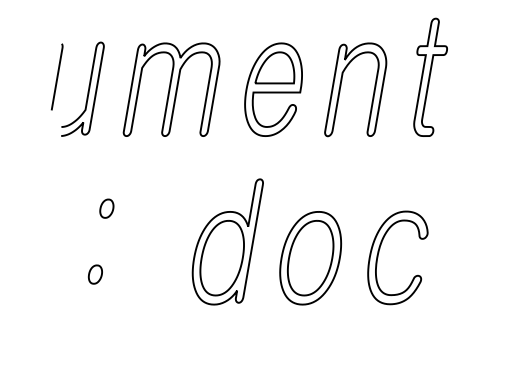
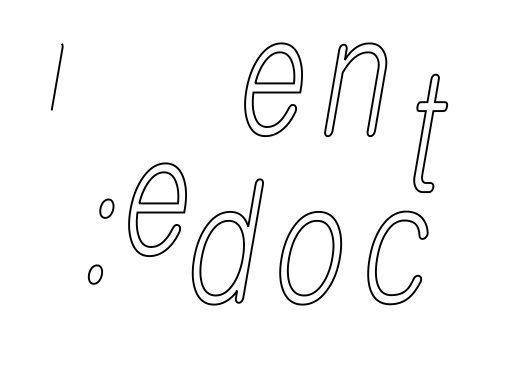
part position: (430, 76) -> (430, 132) (430, 132)
part: present -> none (171, 89)
curve: present -> none (87, 91)
part: none -> present (157, 209)
